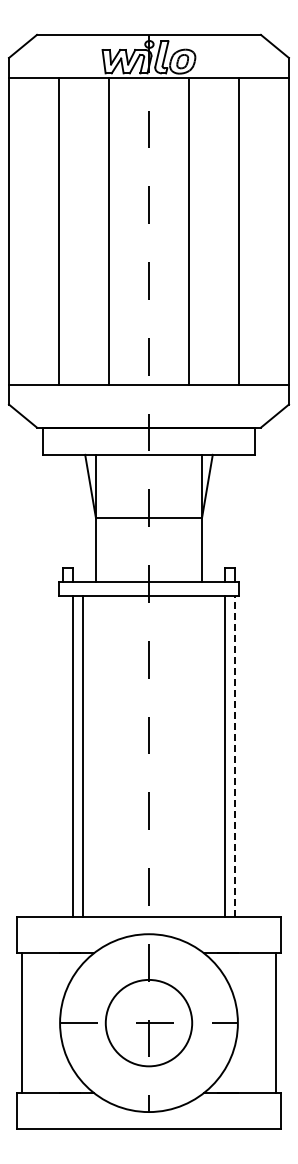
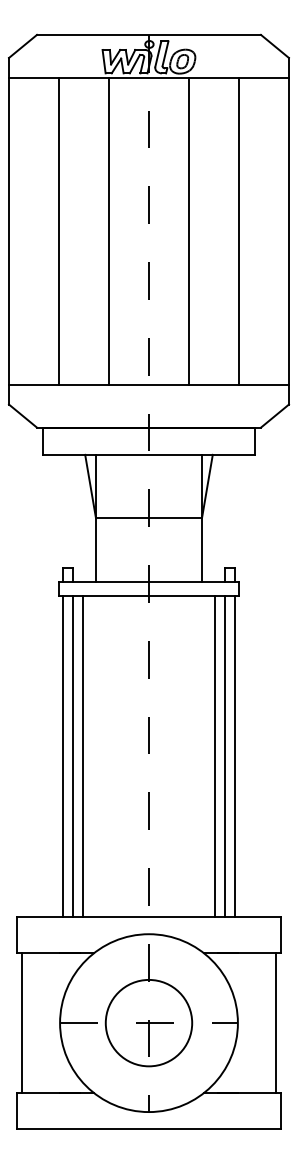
line: none -> present (62, 756)
line: none -> present (215, 756)
line: dashed -> solid (235, 756)
